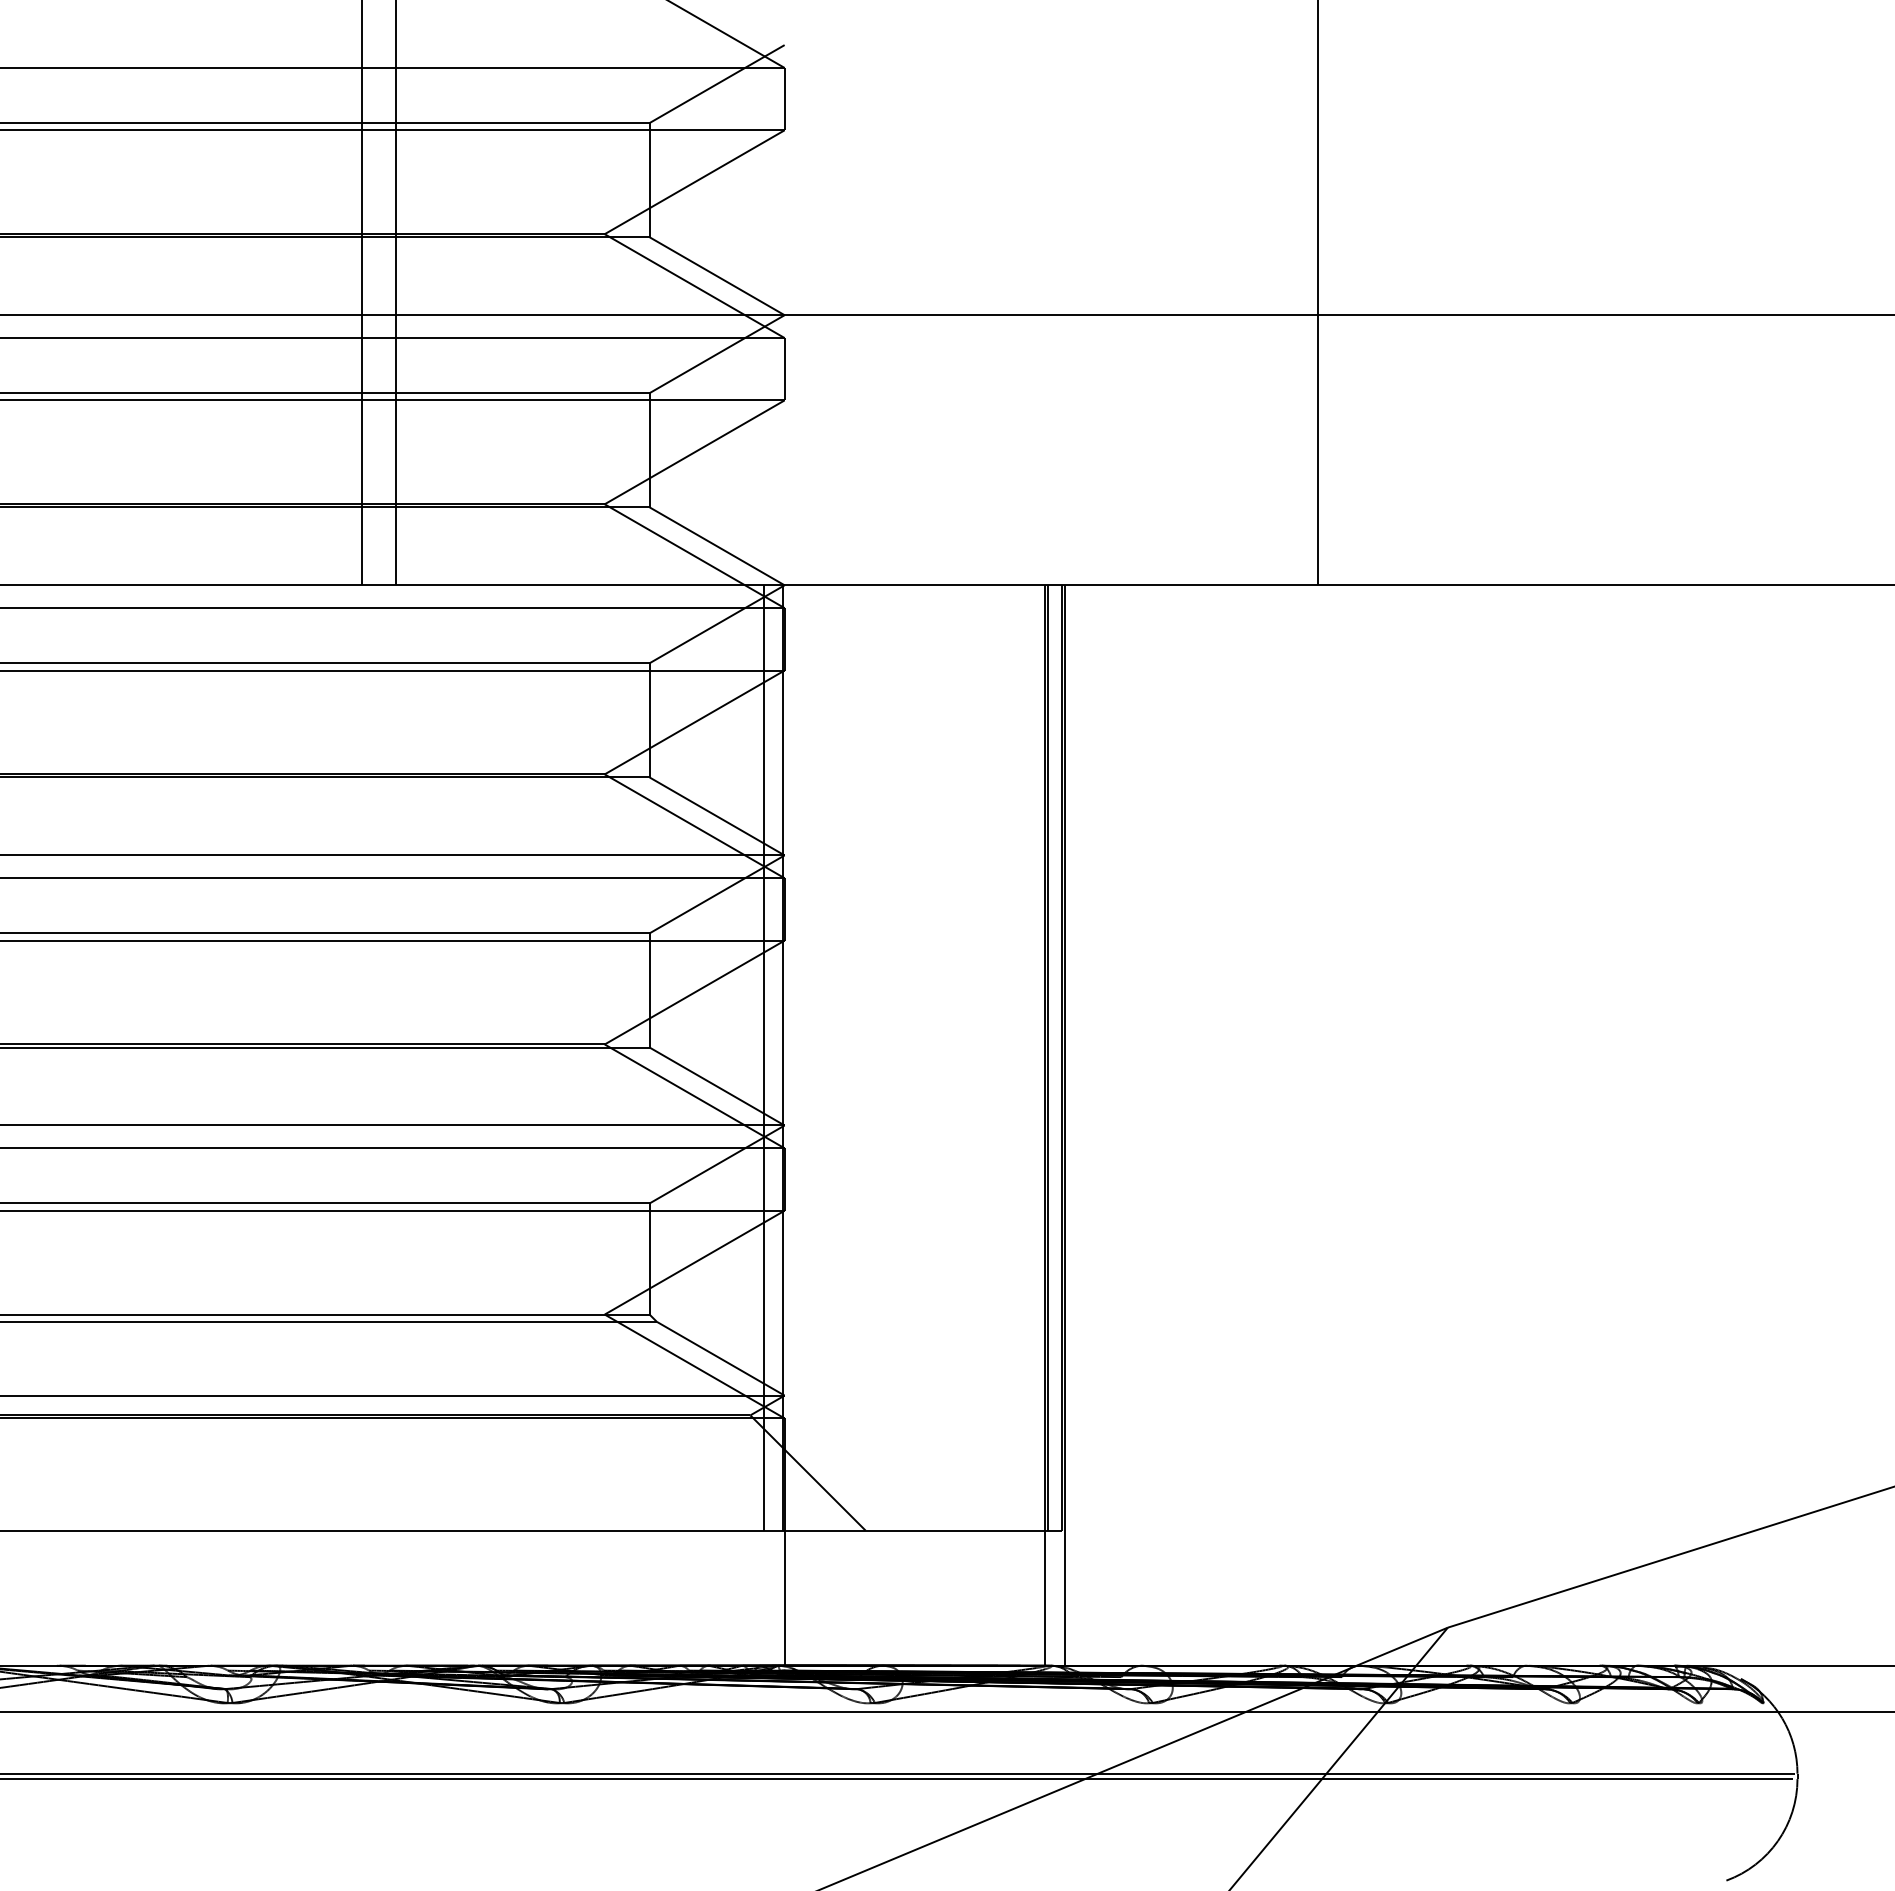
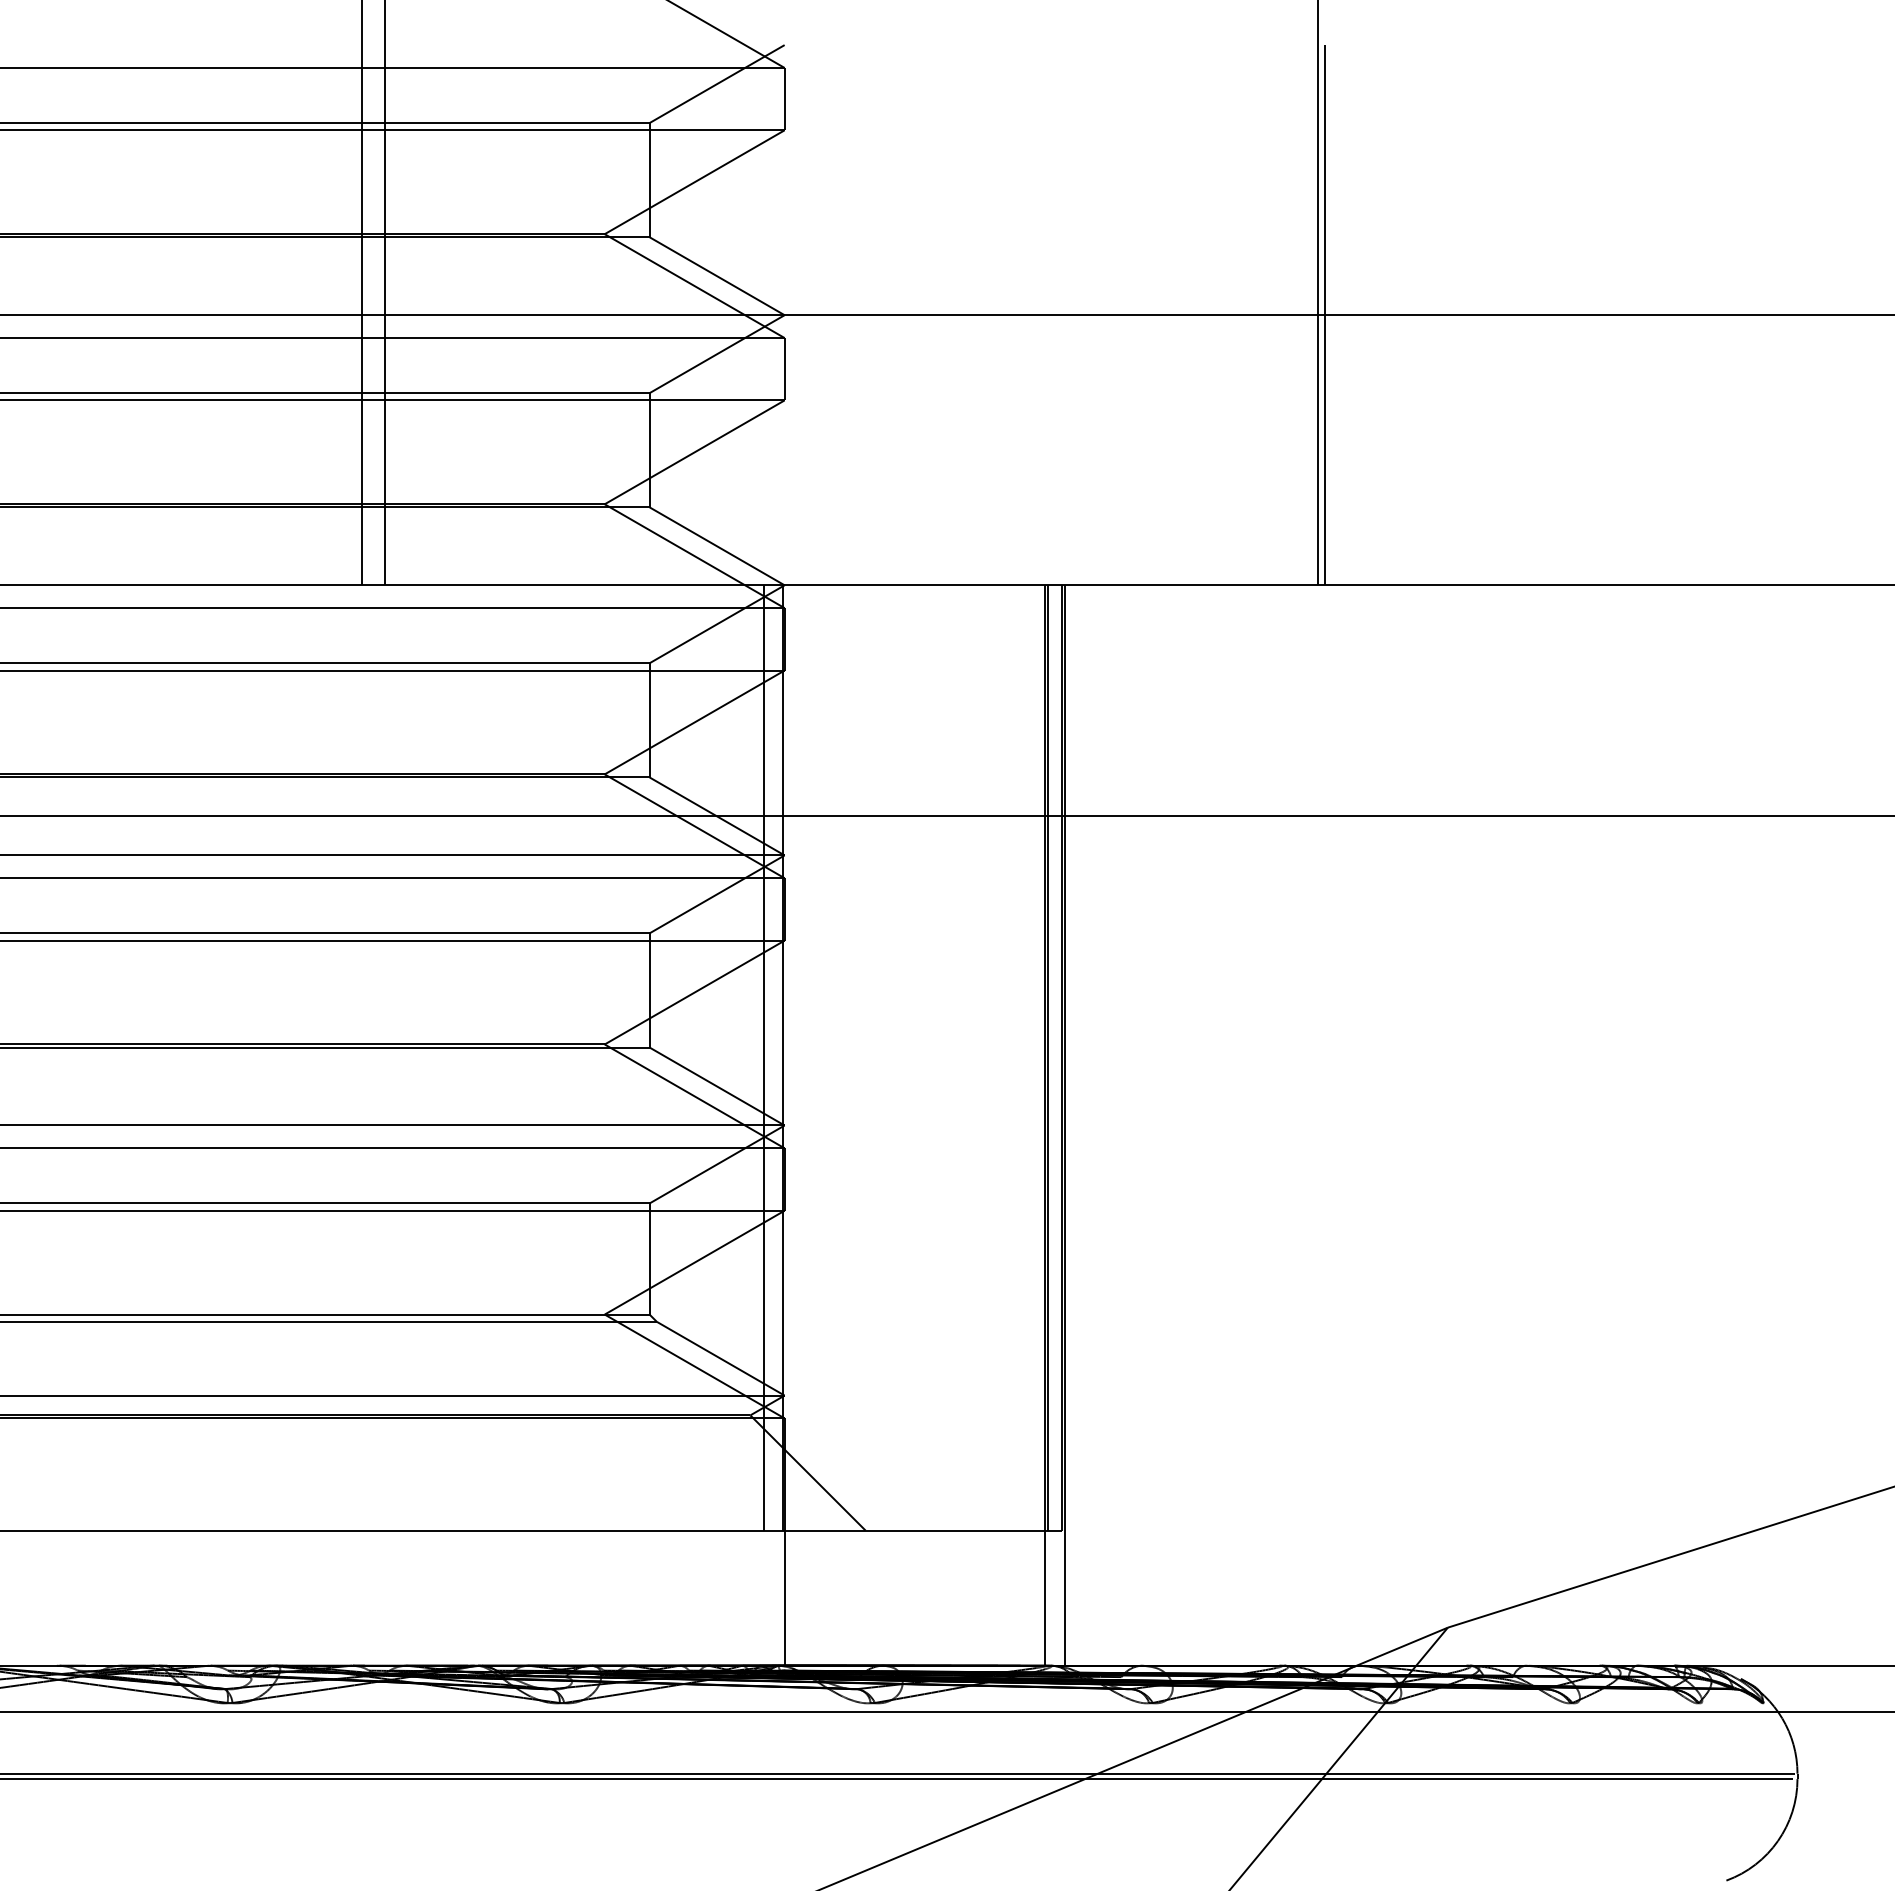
line position: (396, 293) -> (385, 293) (385, 293)
line: none -> present (1324, 315)
line: none -> present (946, 816)
